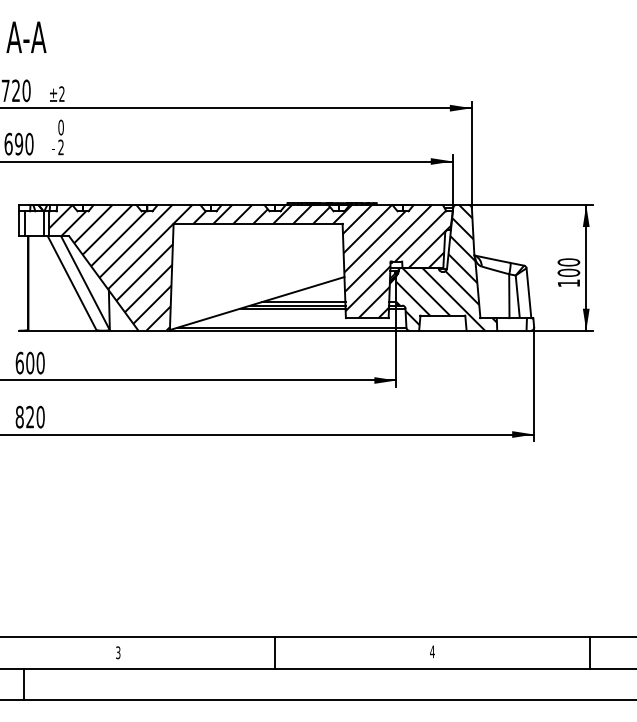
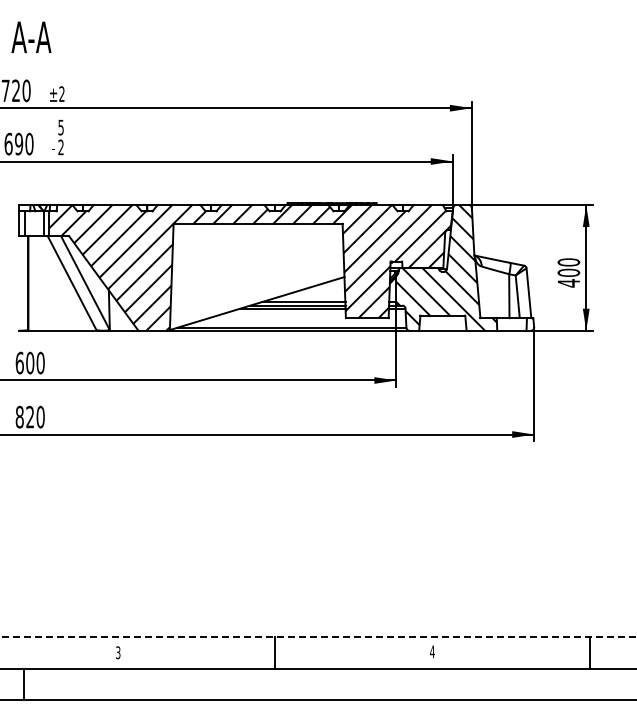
text position: (26, 36) -> (31, 36) (31, 36)
text: 0 -> 5 (60, 127)
text: 100 -> 400 (568, 283)
line: solid -> dashed (318, 637)
